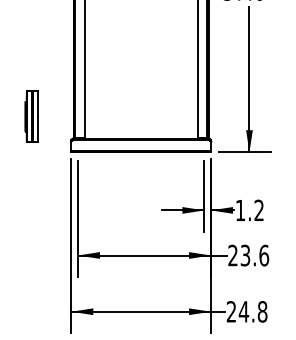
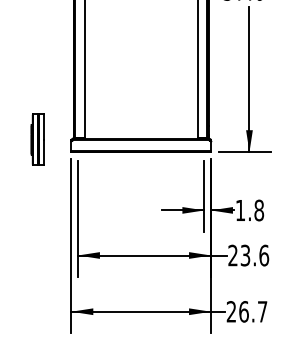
part position: (31, 116) -> (37, 139) (37, 139)
text: 1.2 -> 1.8 (259, 210)
text: 24.8 -> 26.7 (252, 311)
